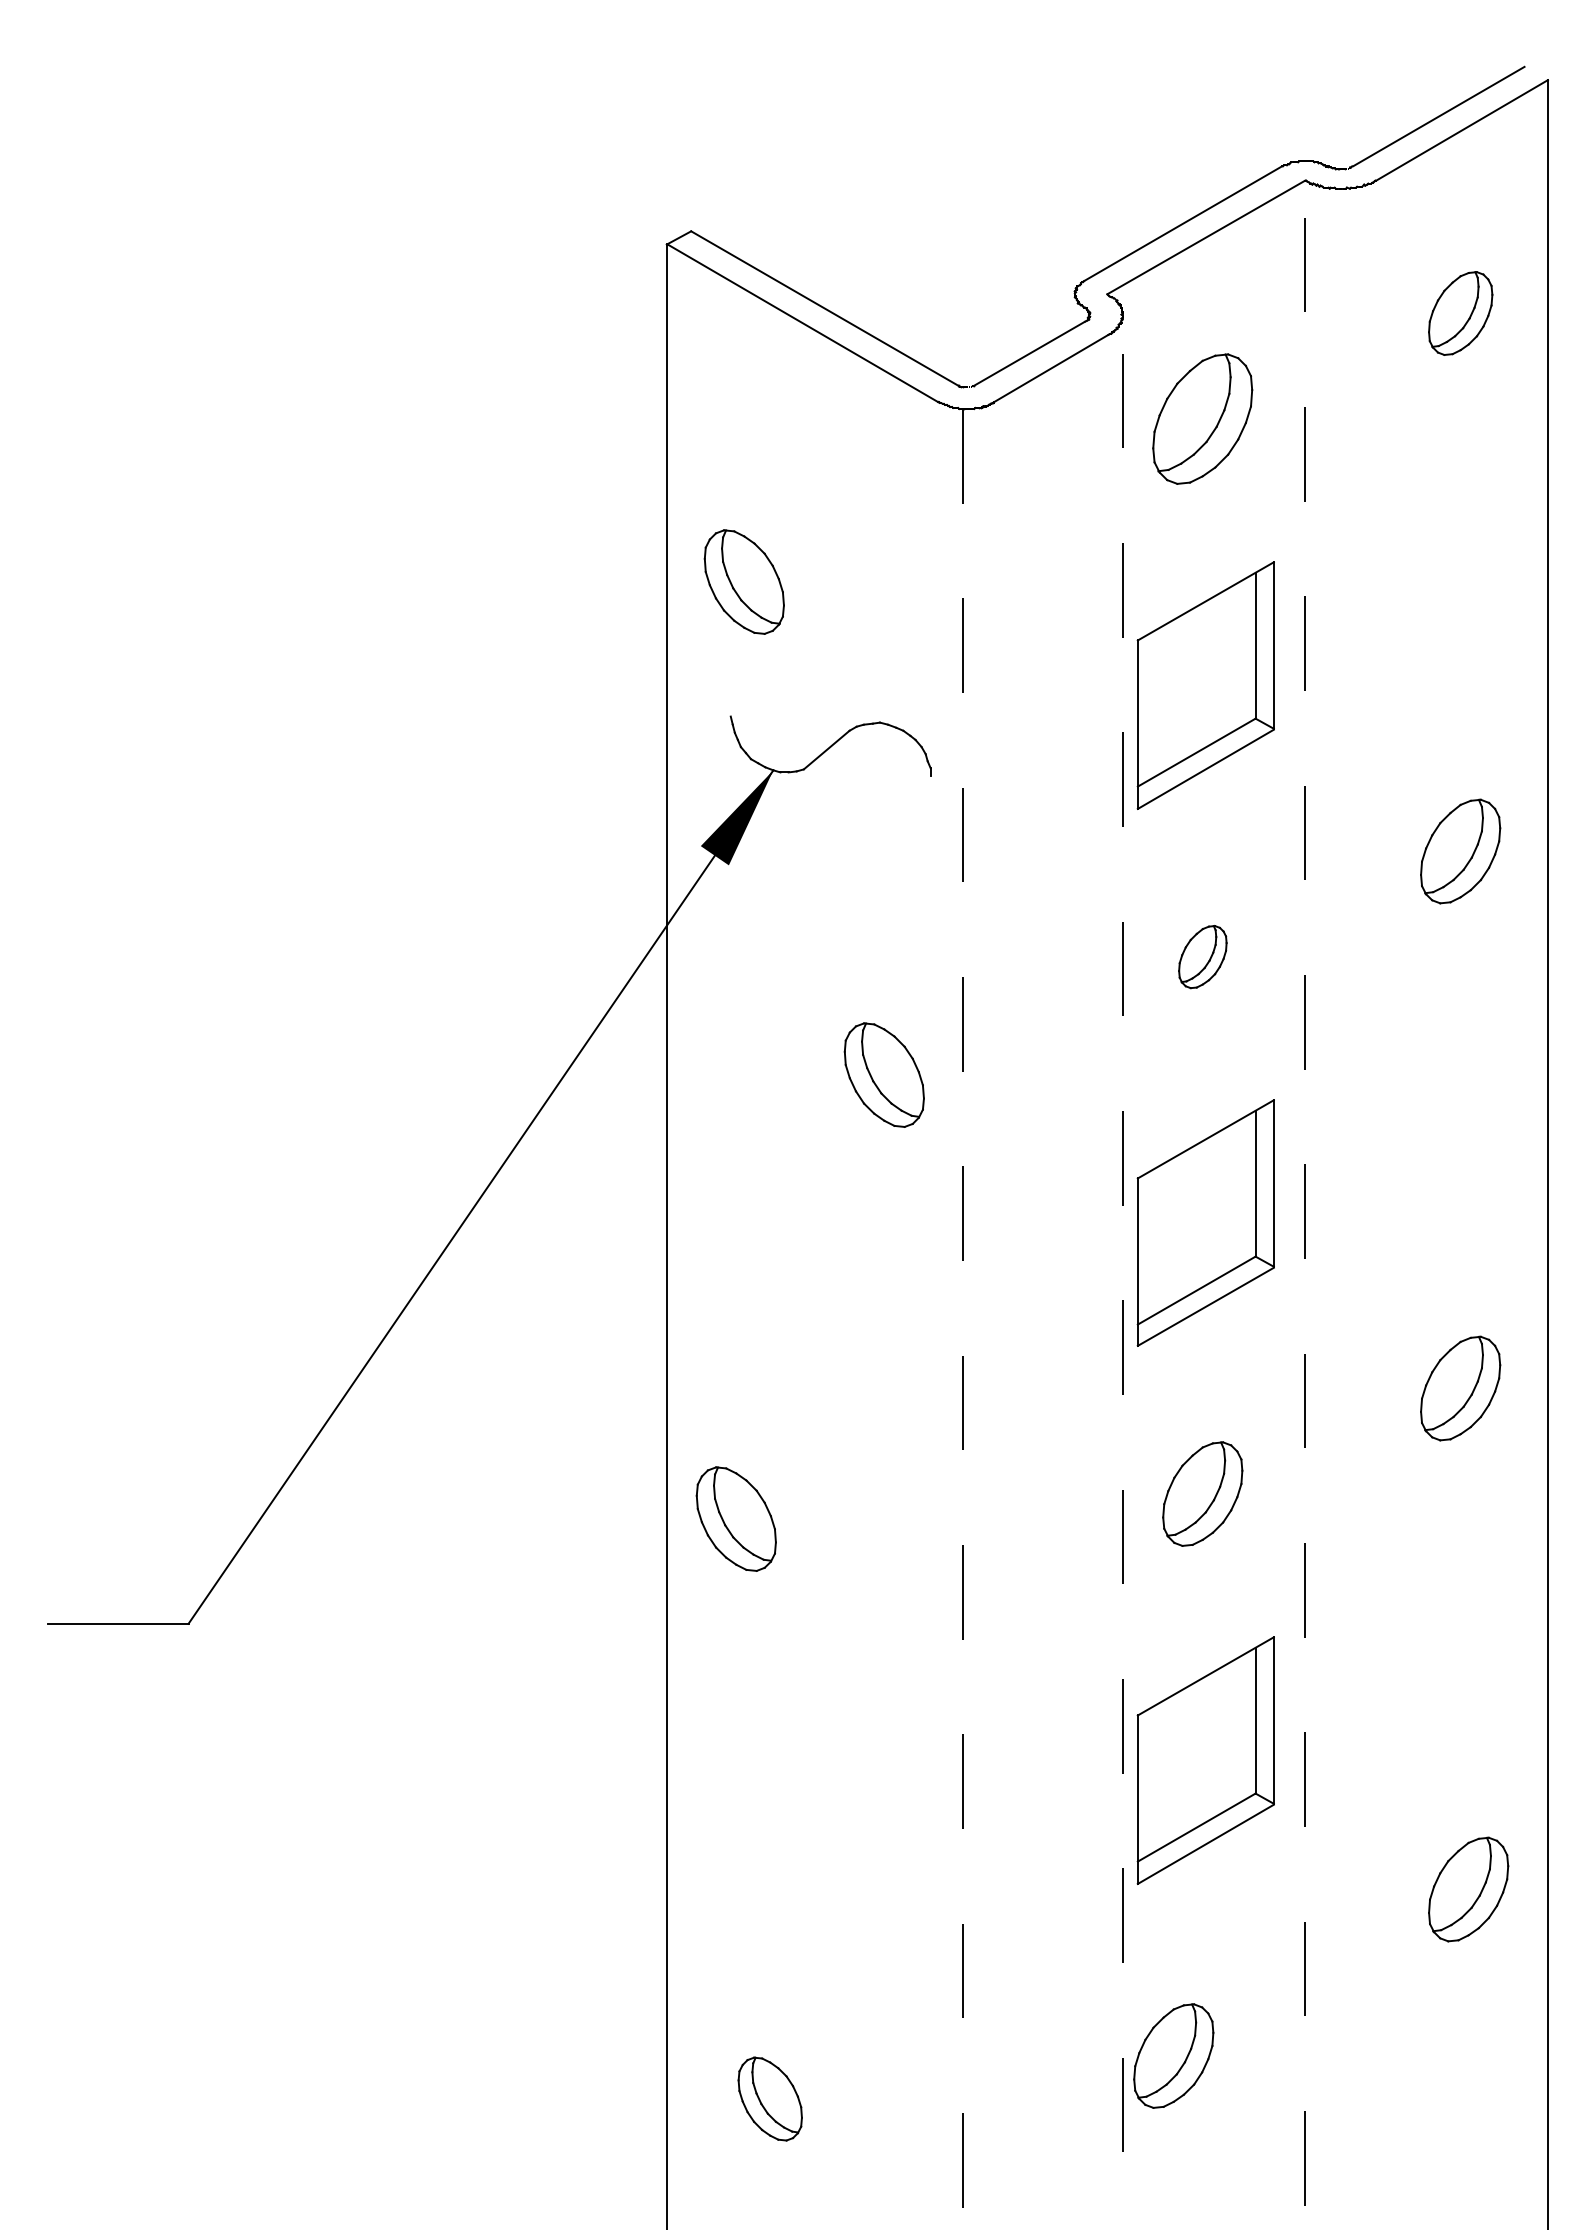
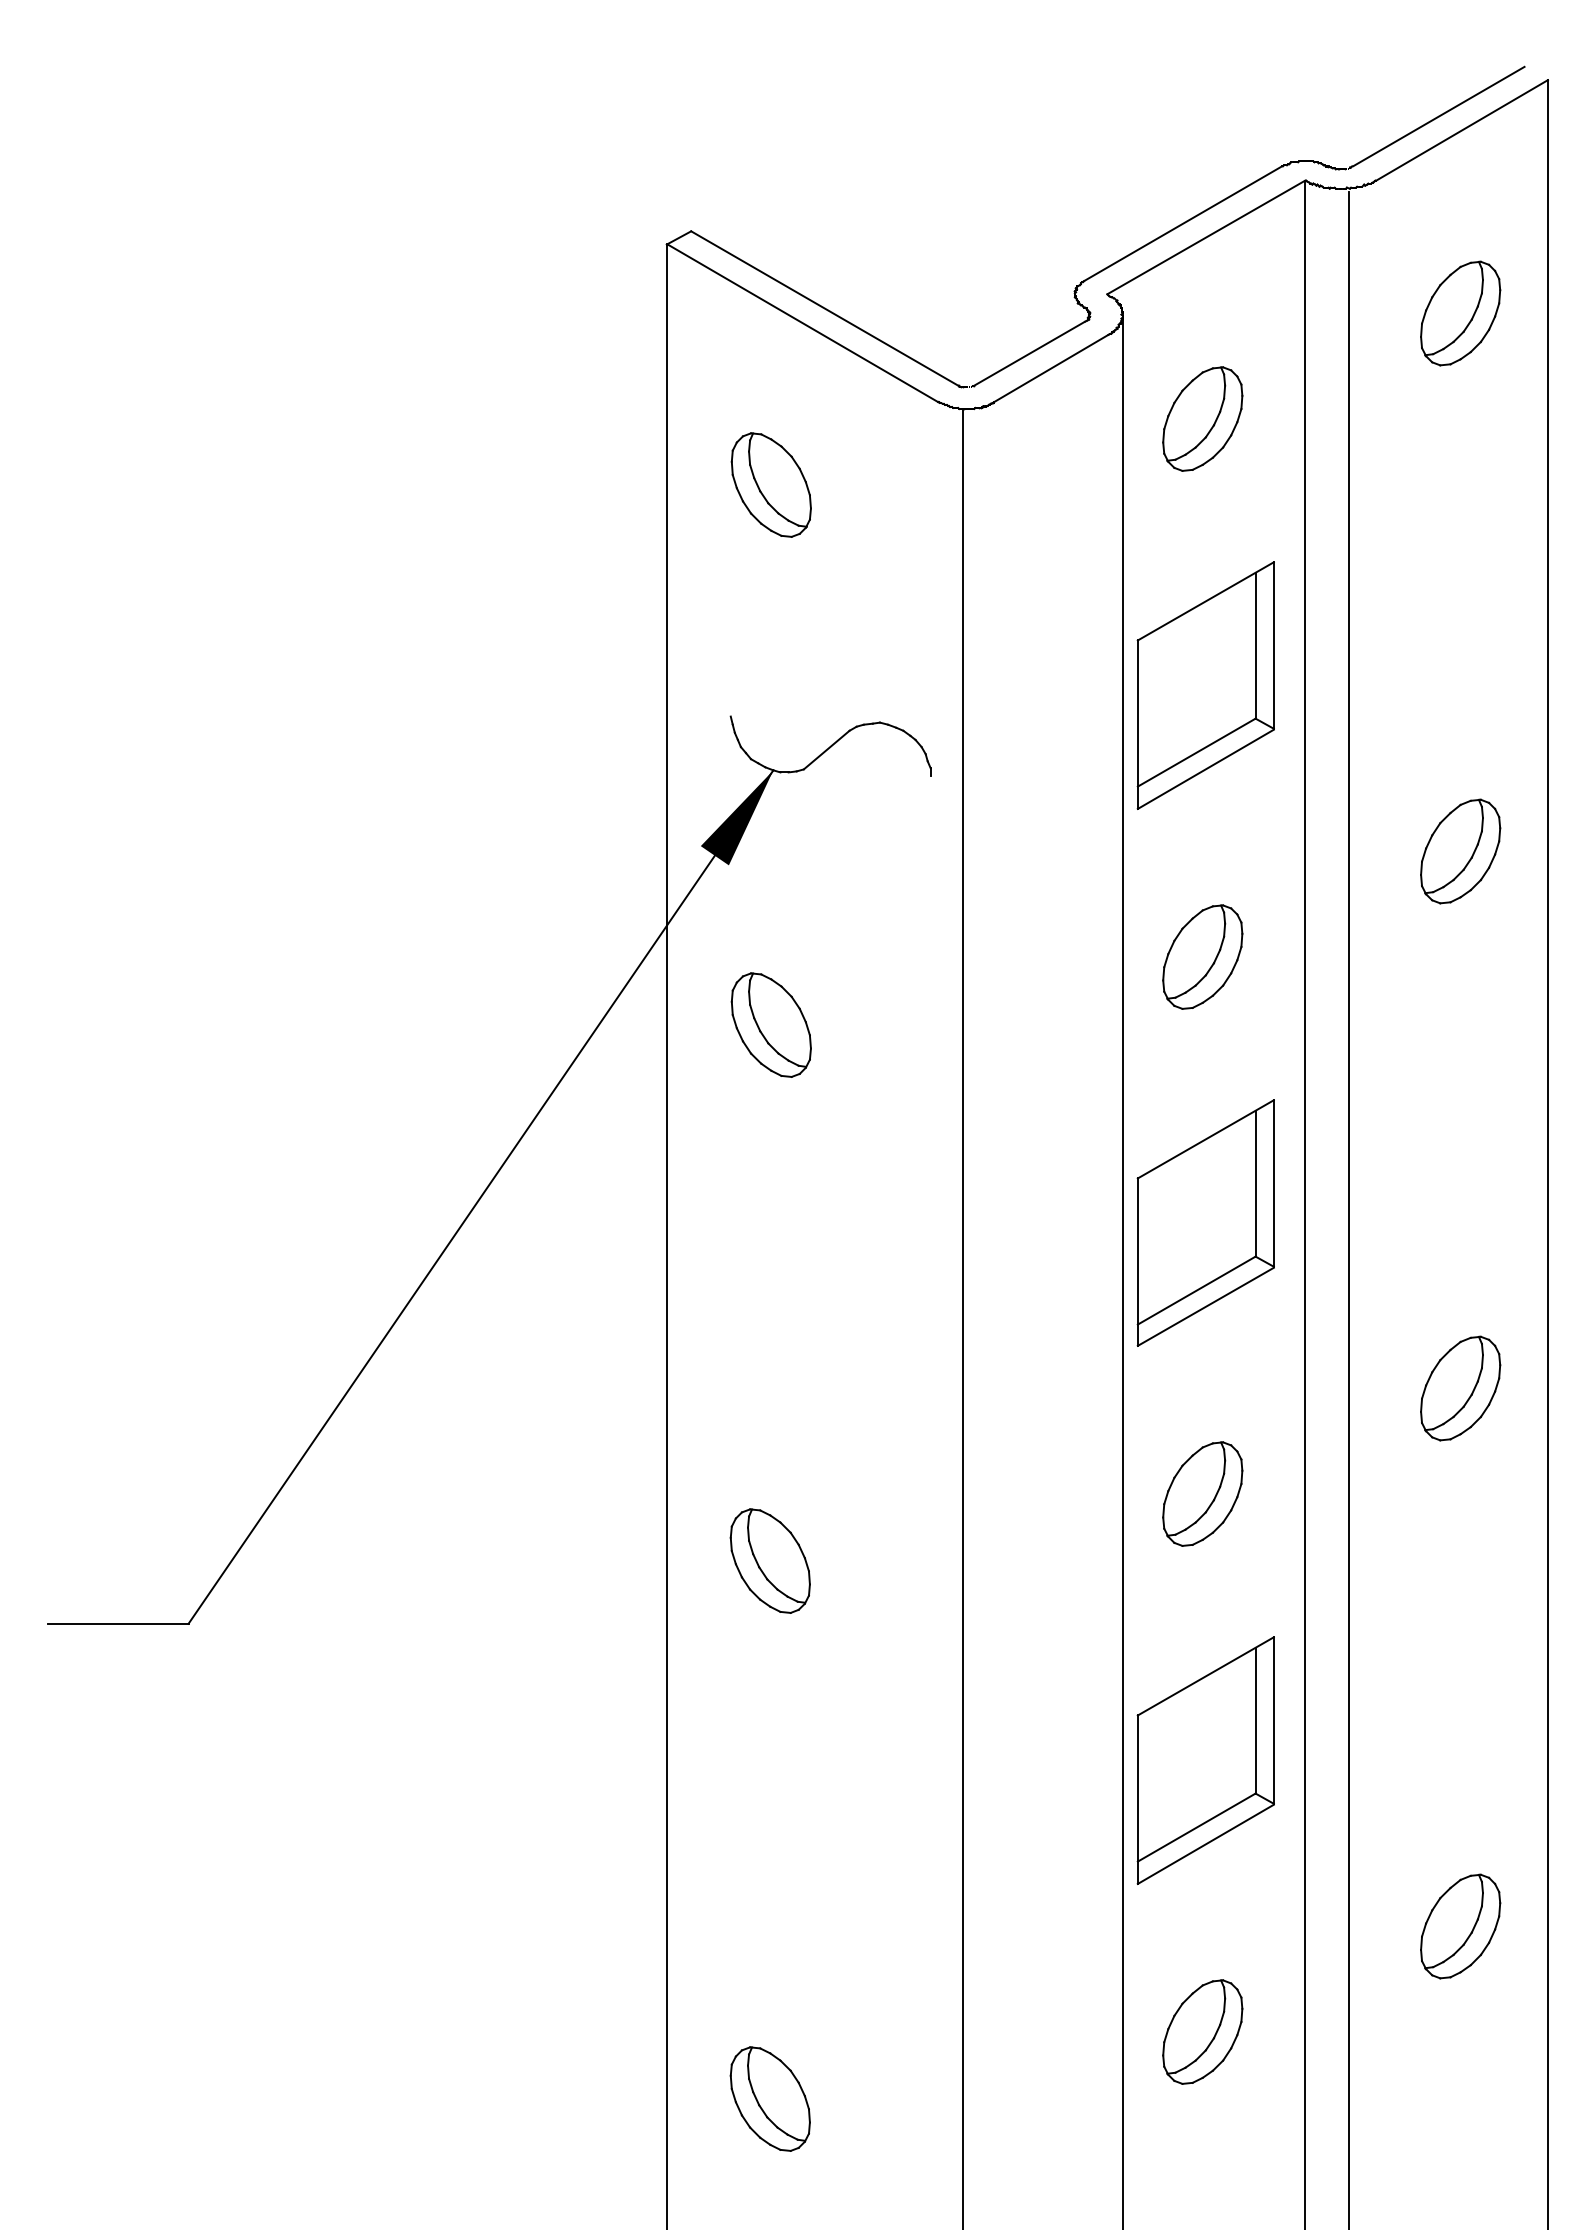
part size: 66x85 px -> 82x107 px (1460, 313)
part size: 102x132 px -> 82x106 px (1202, 418)
part position: (743, 581) -> (770, 484) (770, 484)
part size: 50x65 px -> 82x106 px (1202, 956)
part position: (883, 1074) -> (770, 1024) (770, 1024)
line: dashed -> solid (1305, 1205)
line: none -> present (1348, 1208)
line: dashed -> solid (1122, 1272)
line: dashed -> solid (963, 1319)
part position: (735, 1518) -> (769, 1560) (769, 1560)
part position: (1468, 1889) -> (1460, 1926) (1460, 1926)
part position: (1173, 2055) -> (1202, 2031) (1202, 2031)
part size: 66x86 px -> 82x106 px (769, 2098)
